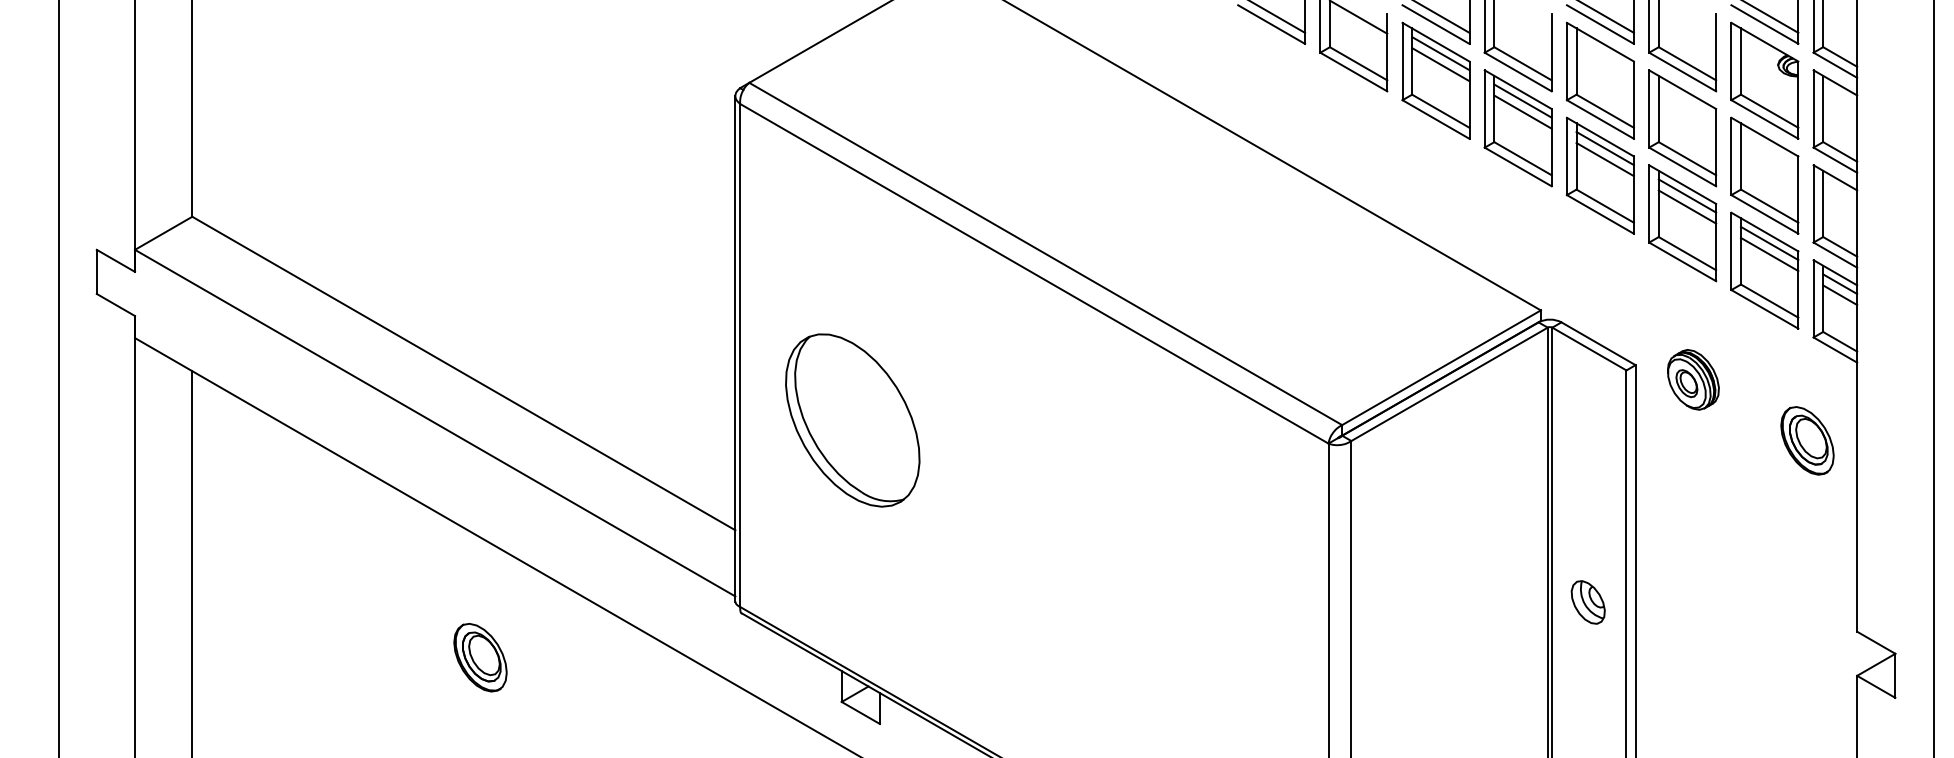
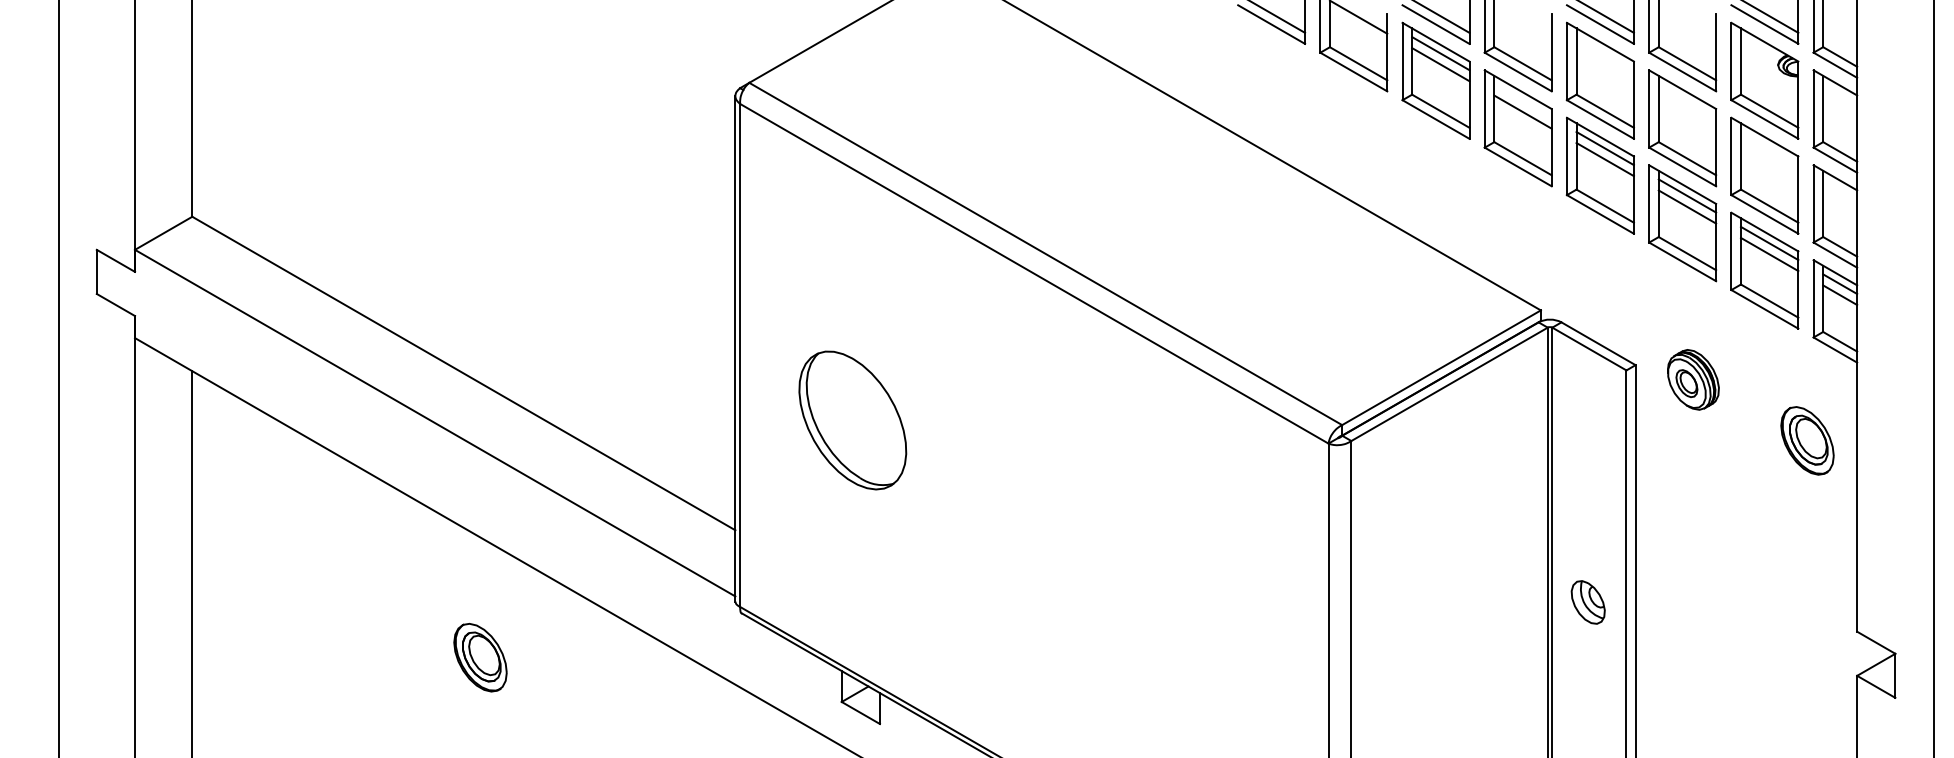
line: present -> none (1522, 100)
part size: 136x175 px -> 110x141 px (852, 420)
